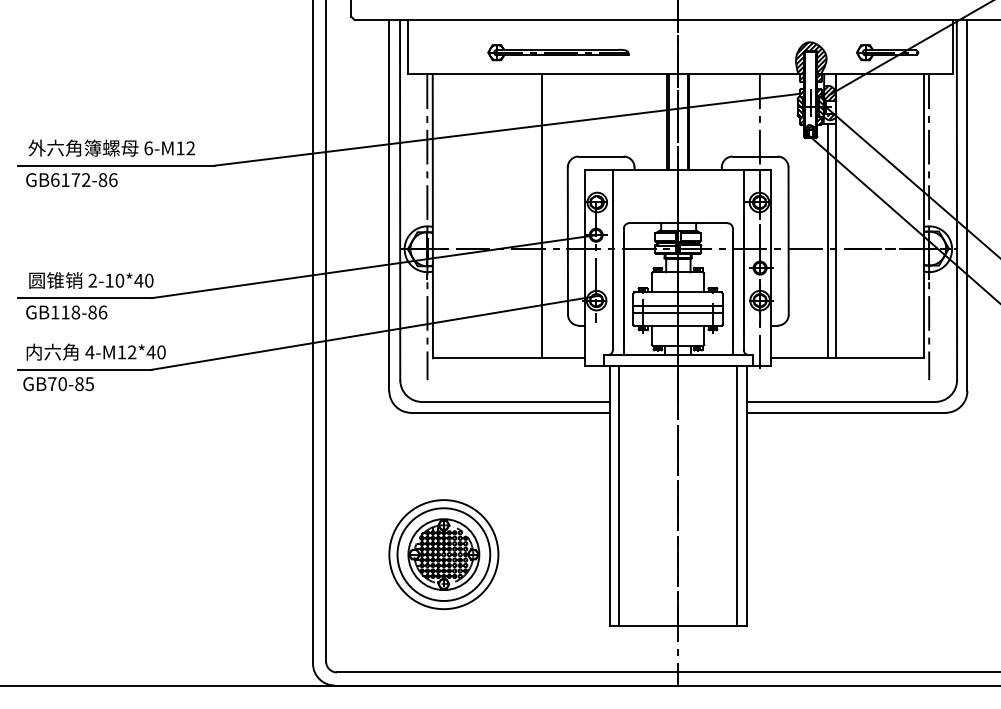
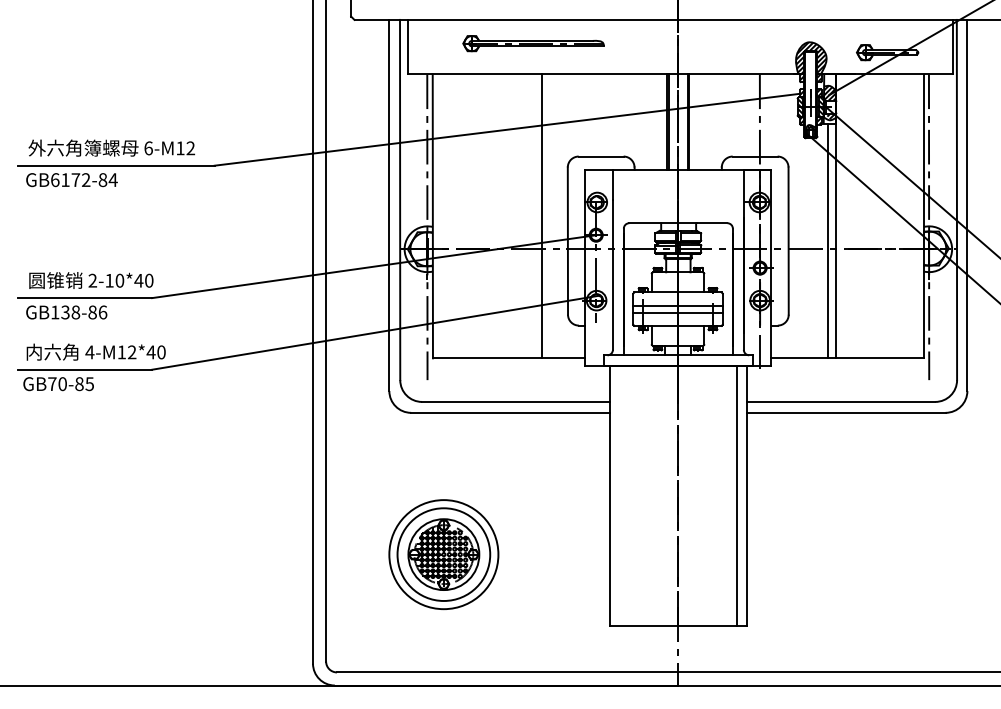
part position: (558, 52) -> (533, 43) (533, 43)
text: 6172-86 -> 6172-84 (112, 180)
text: 118-86 -> 138-86 (65, 312)
line: present -> none (619, 495)
